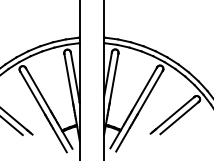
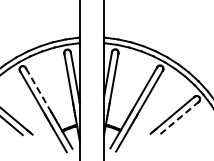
line: solid -> dashed (38, 89)
line: solid -> dashed (179, 118)
